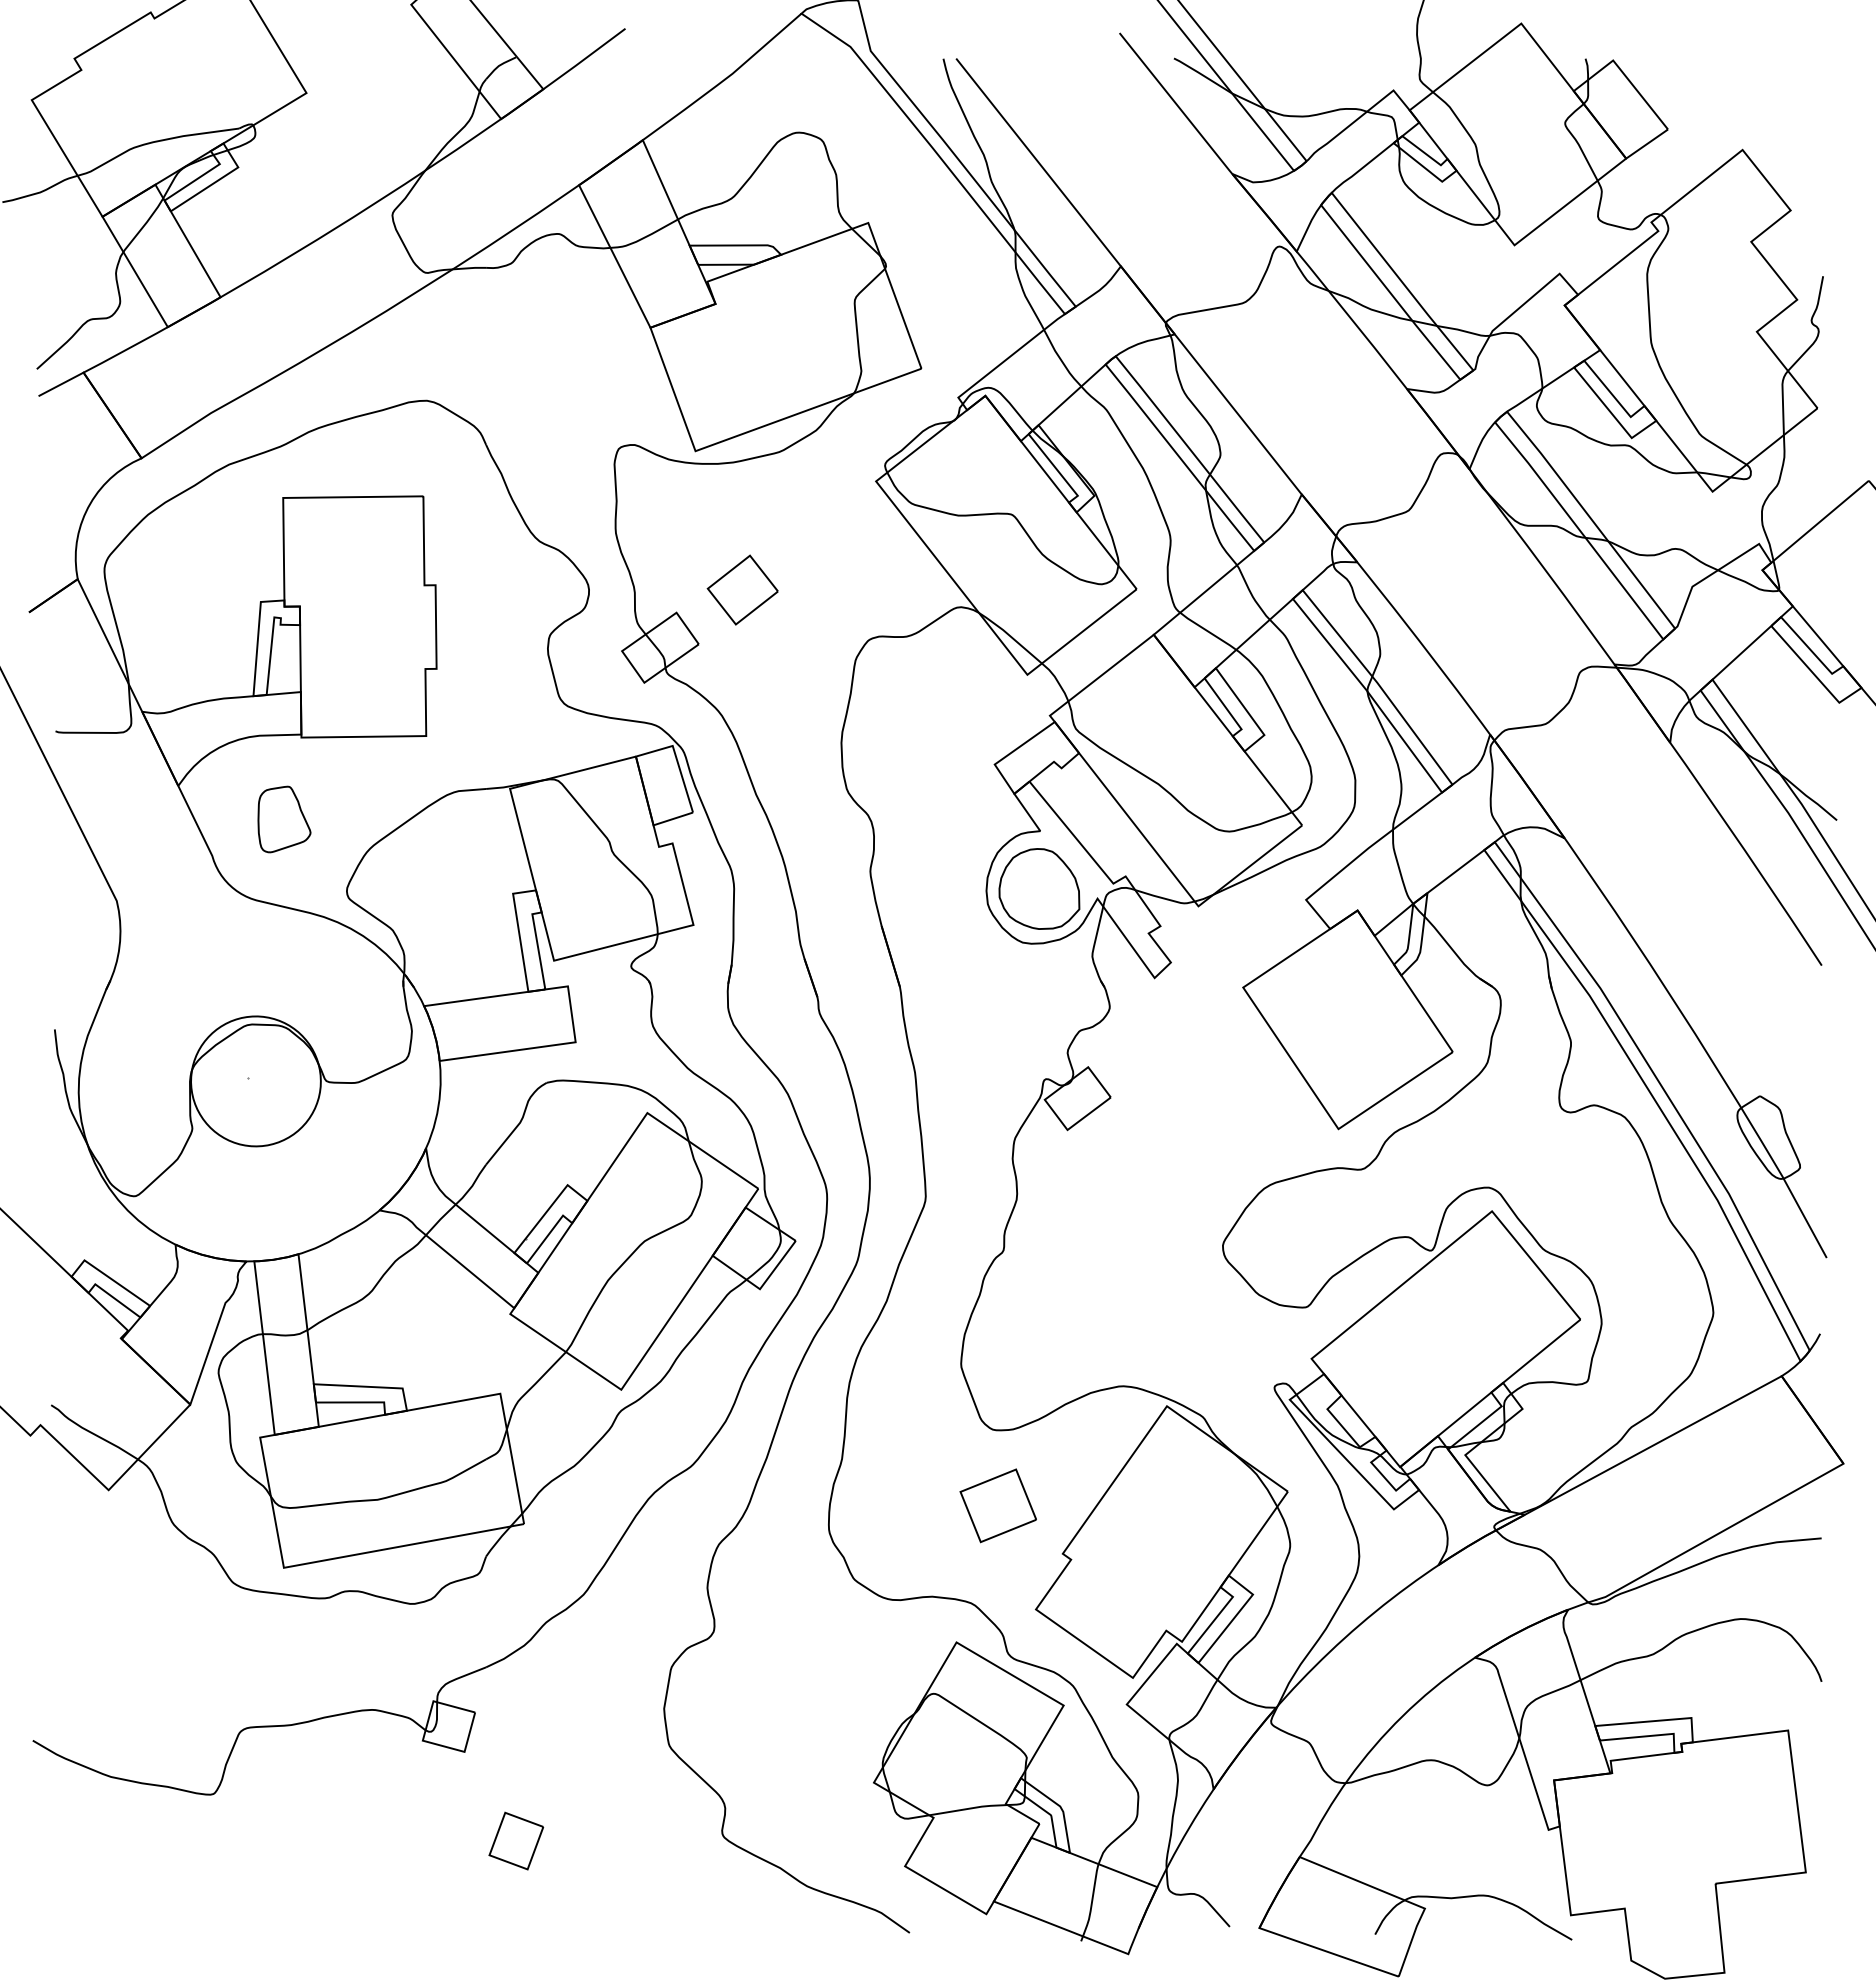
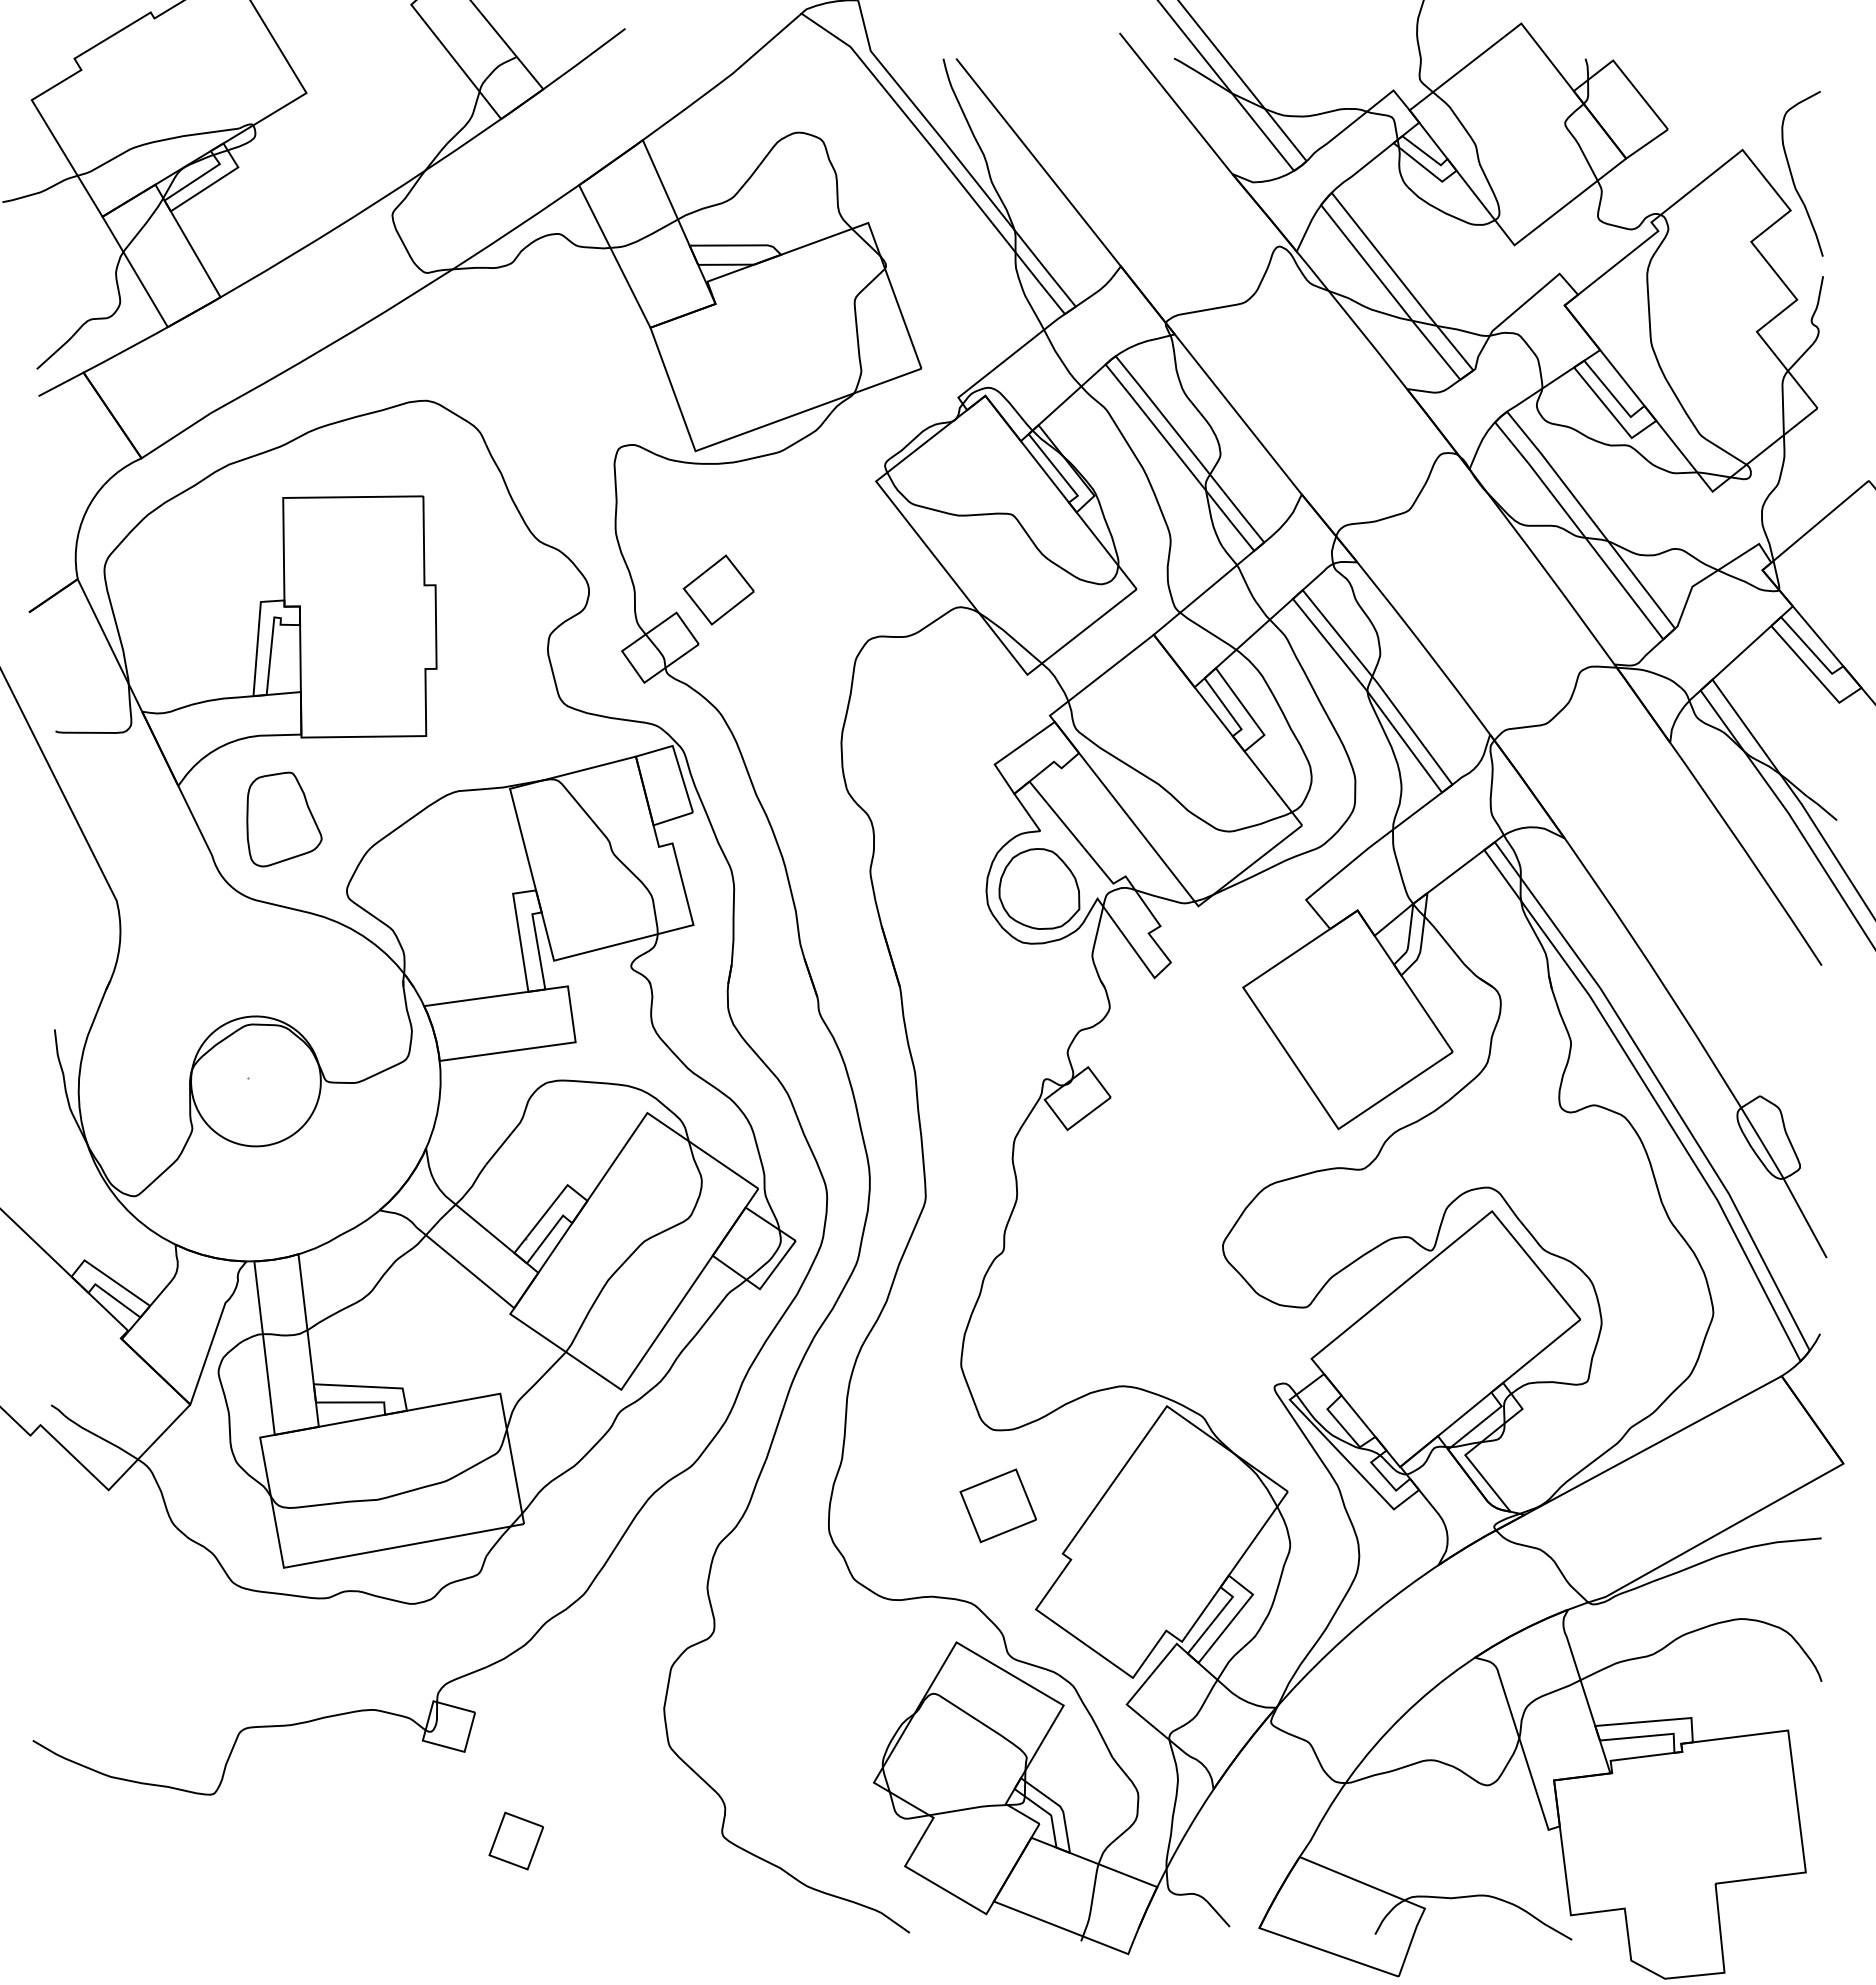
curve: none -> present (1793, 177)
part position: (742, 589) -> (718, 589) (718, 589)
part size: 55x69 px -> 77x97 px (284, 819)
